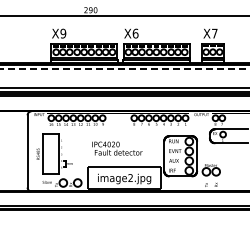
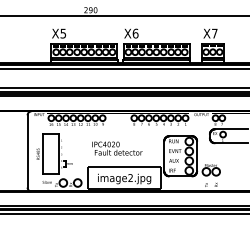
text: X9 -> X5 (63, 33)
line: dashed -> solid (125, 69)
line: none -> present (124, 214)
